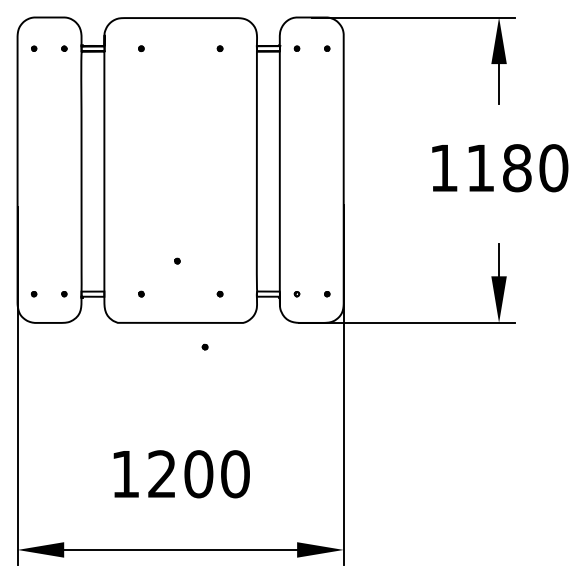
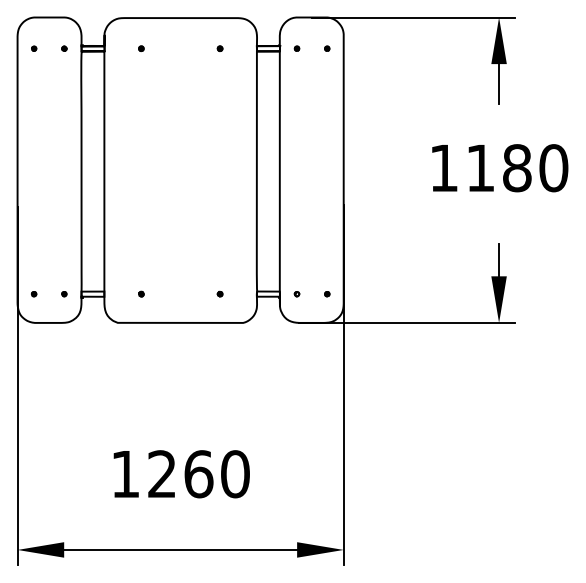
part: present -> none (177, 260)
part: present -> none (204, 346)
text: 1200 -> 1260 (198, 474)
